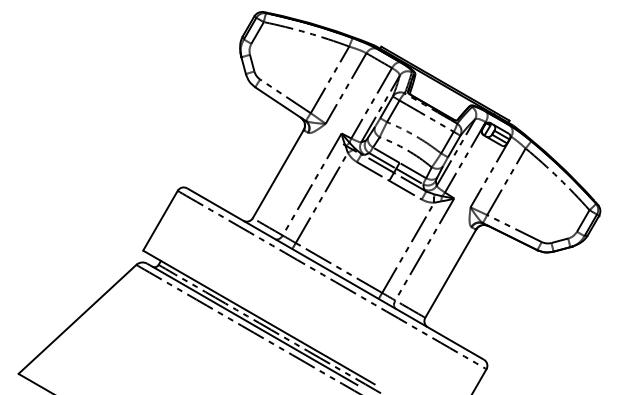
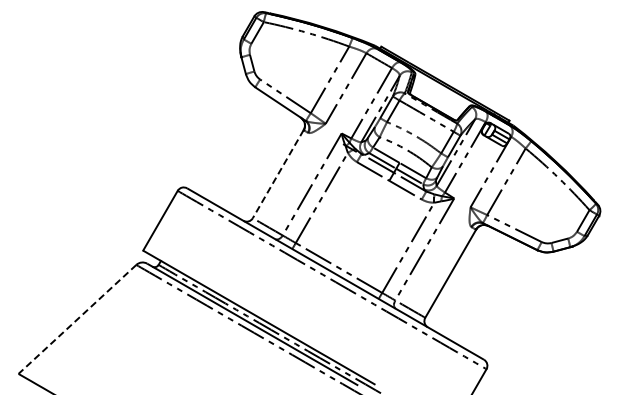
line: solid -> dashed (278, 174)
line: solid -> dashed (77, 319)
